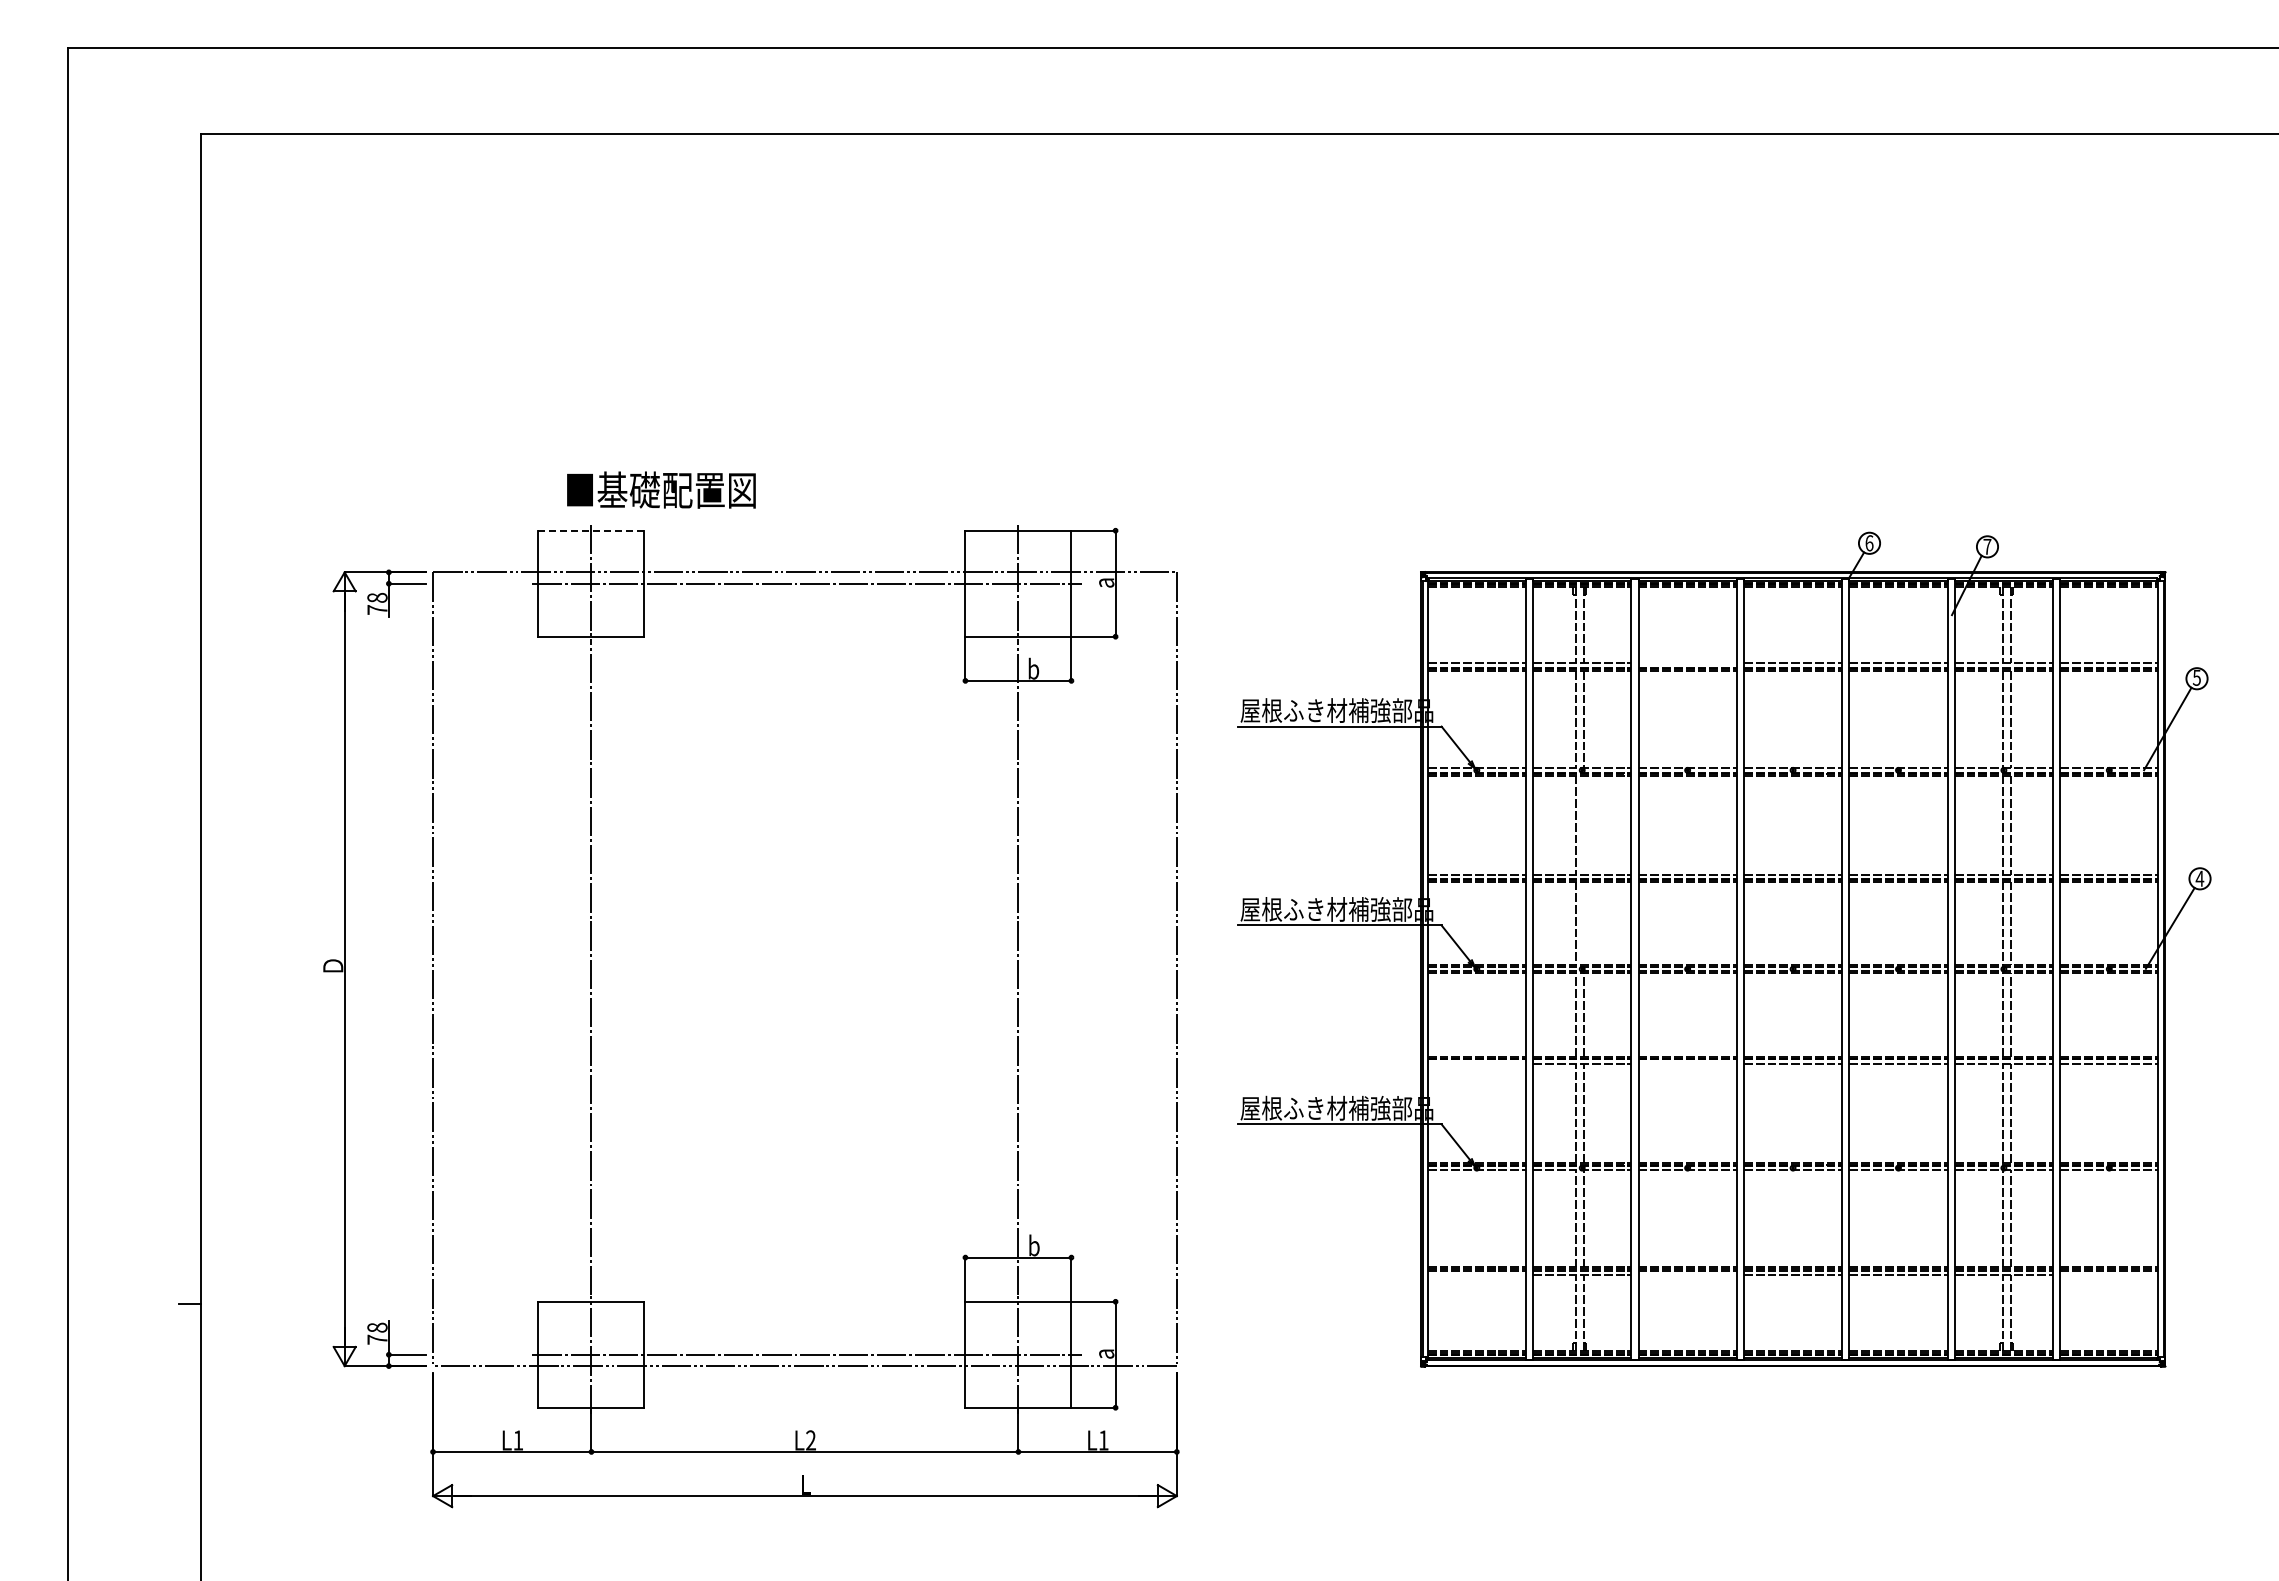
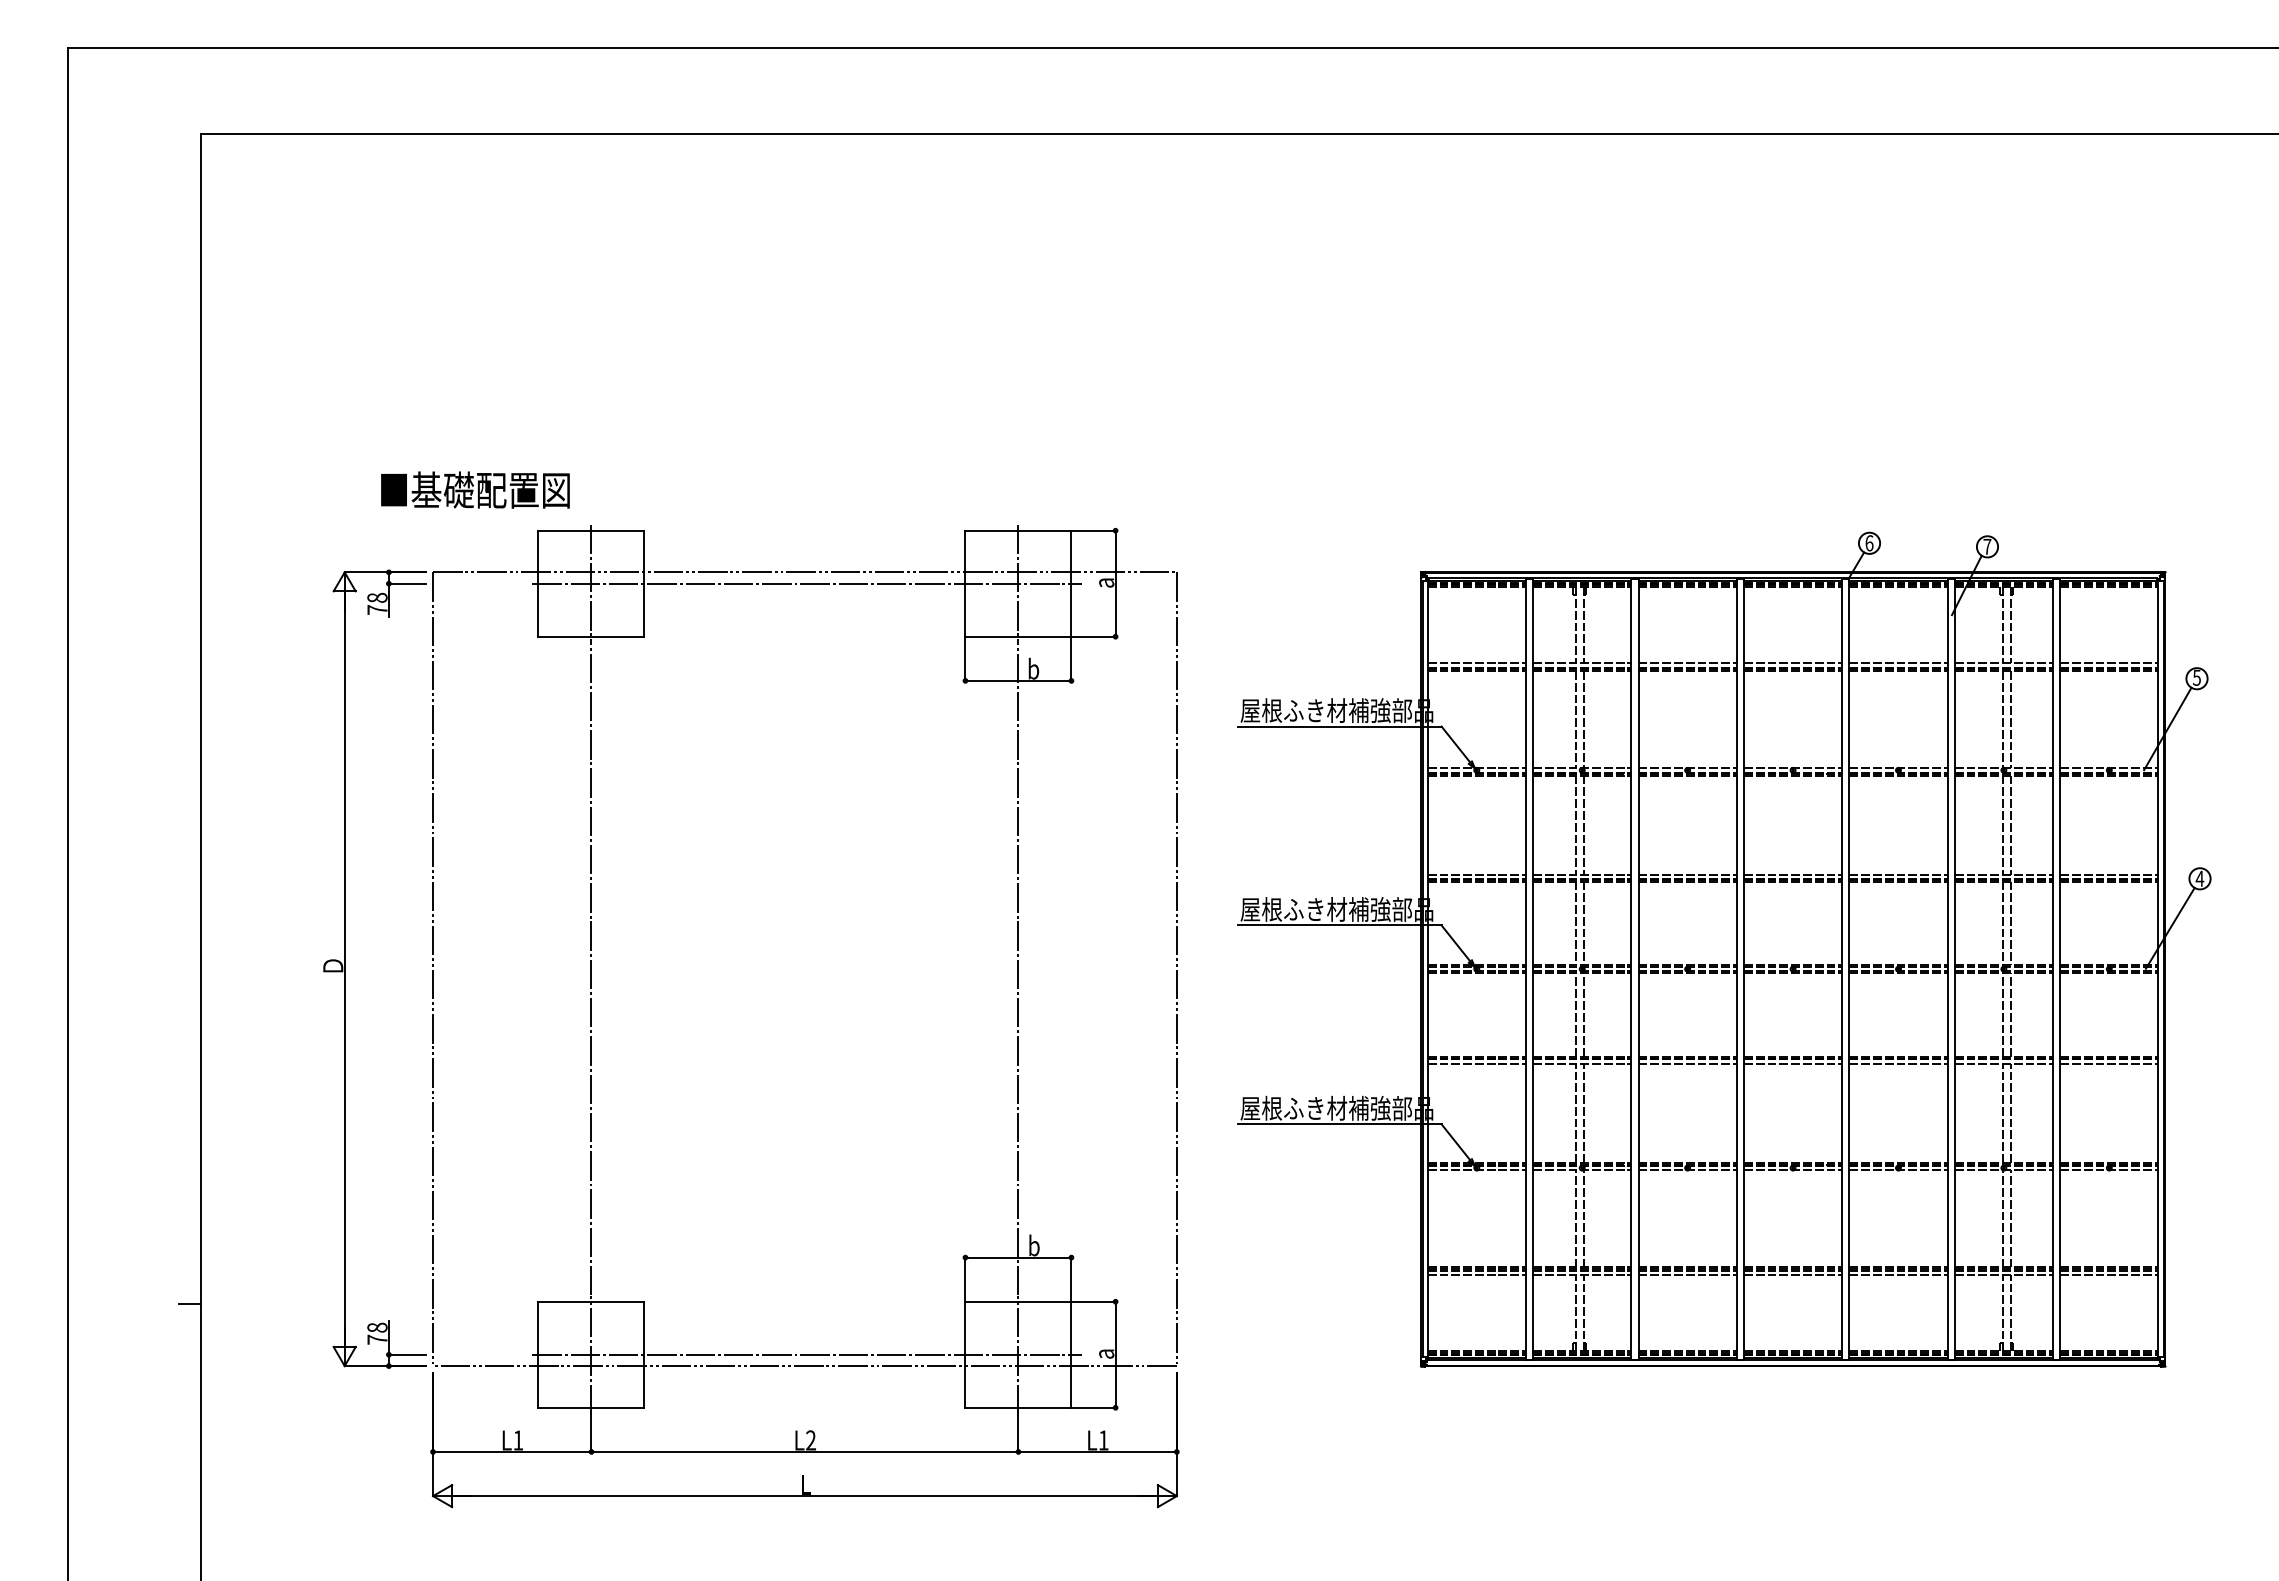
text position: (661, 489) -> (475, 489) (475, 489)
line: dashed -> solid (591, 530)
line: none -> present (1687, 663)
line: none -> present (1583, 824)
line: none -> present (1583, 923)
line: none -> present (1476, 1063)
line: none -> present (1687, 1063)
line: none -> present (1476, 1275)
line: none -> present (1687, 1275)
line: none -> present (2109, 1275)
